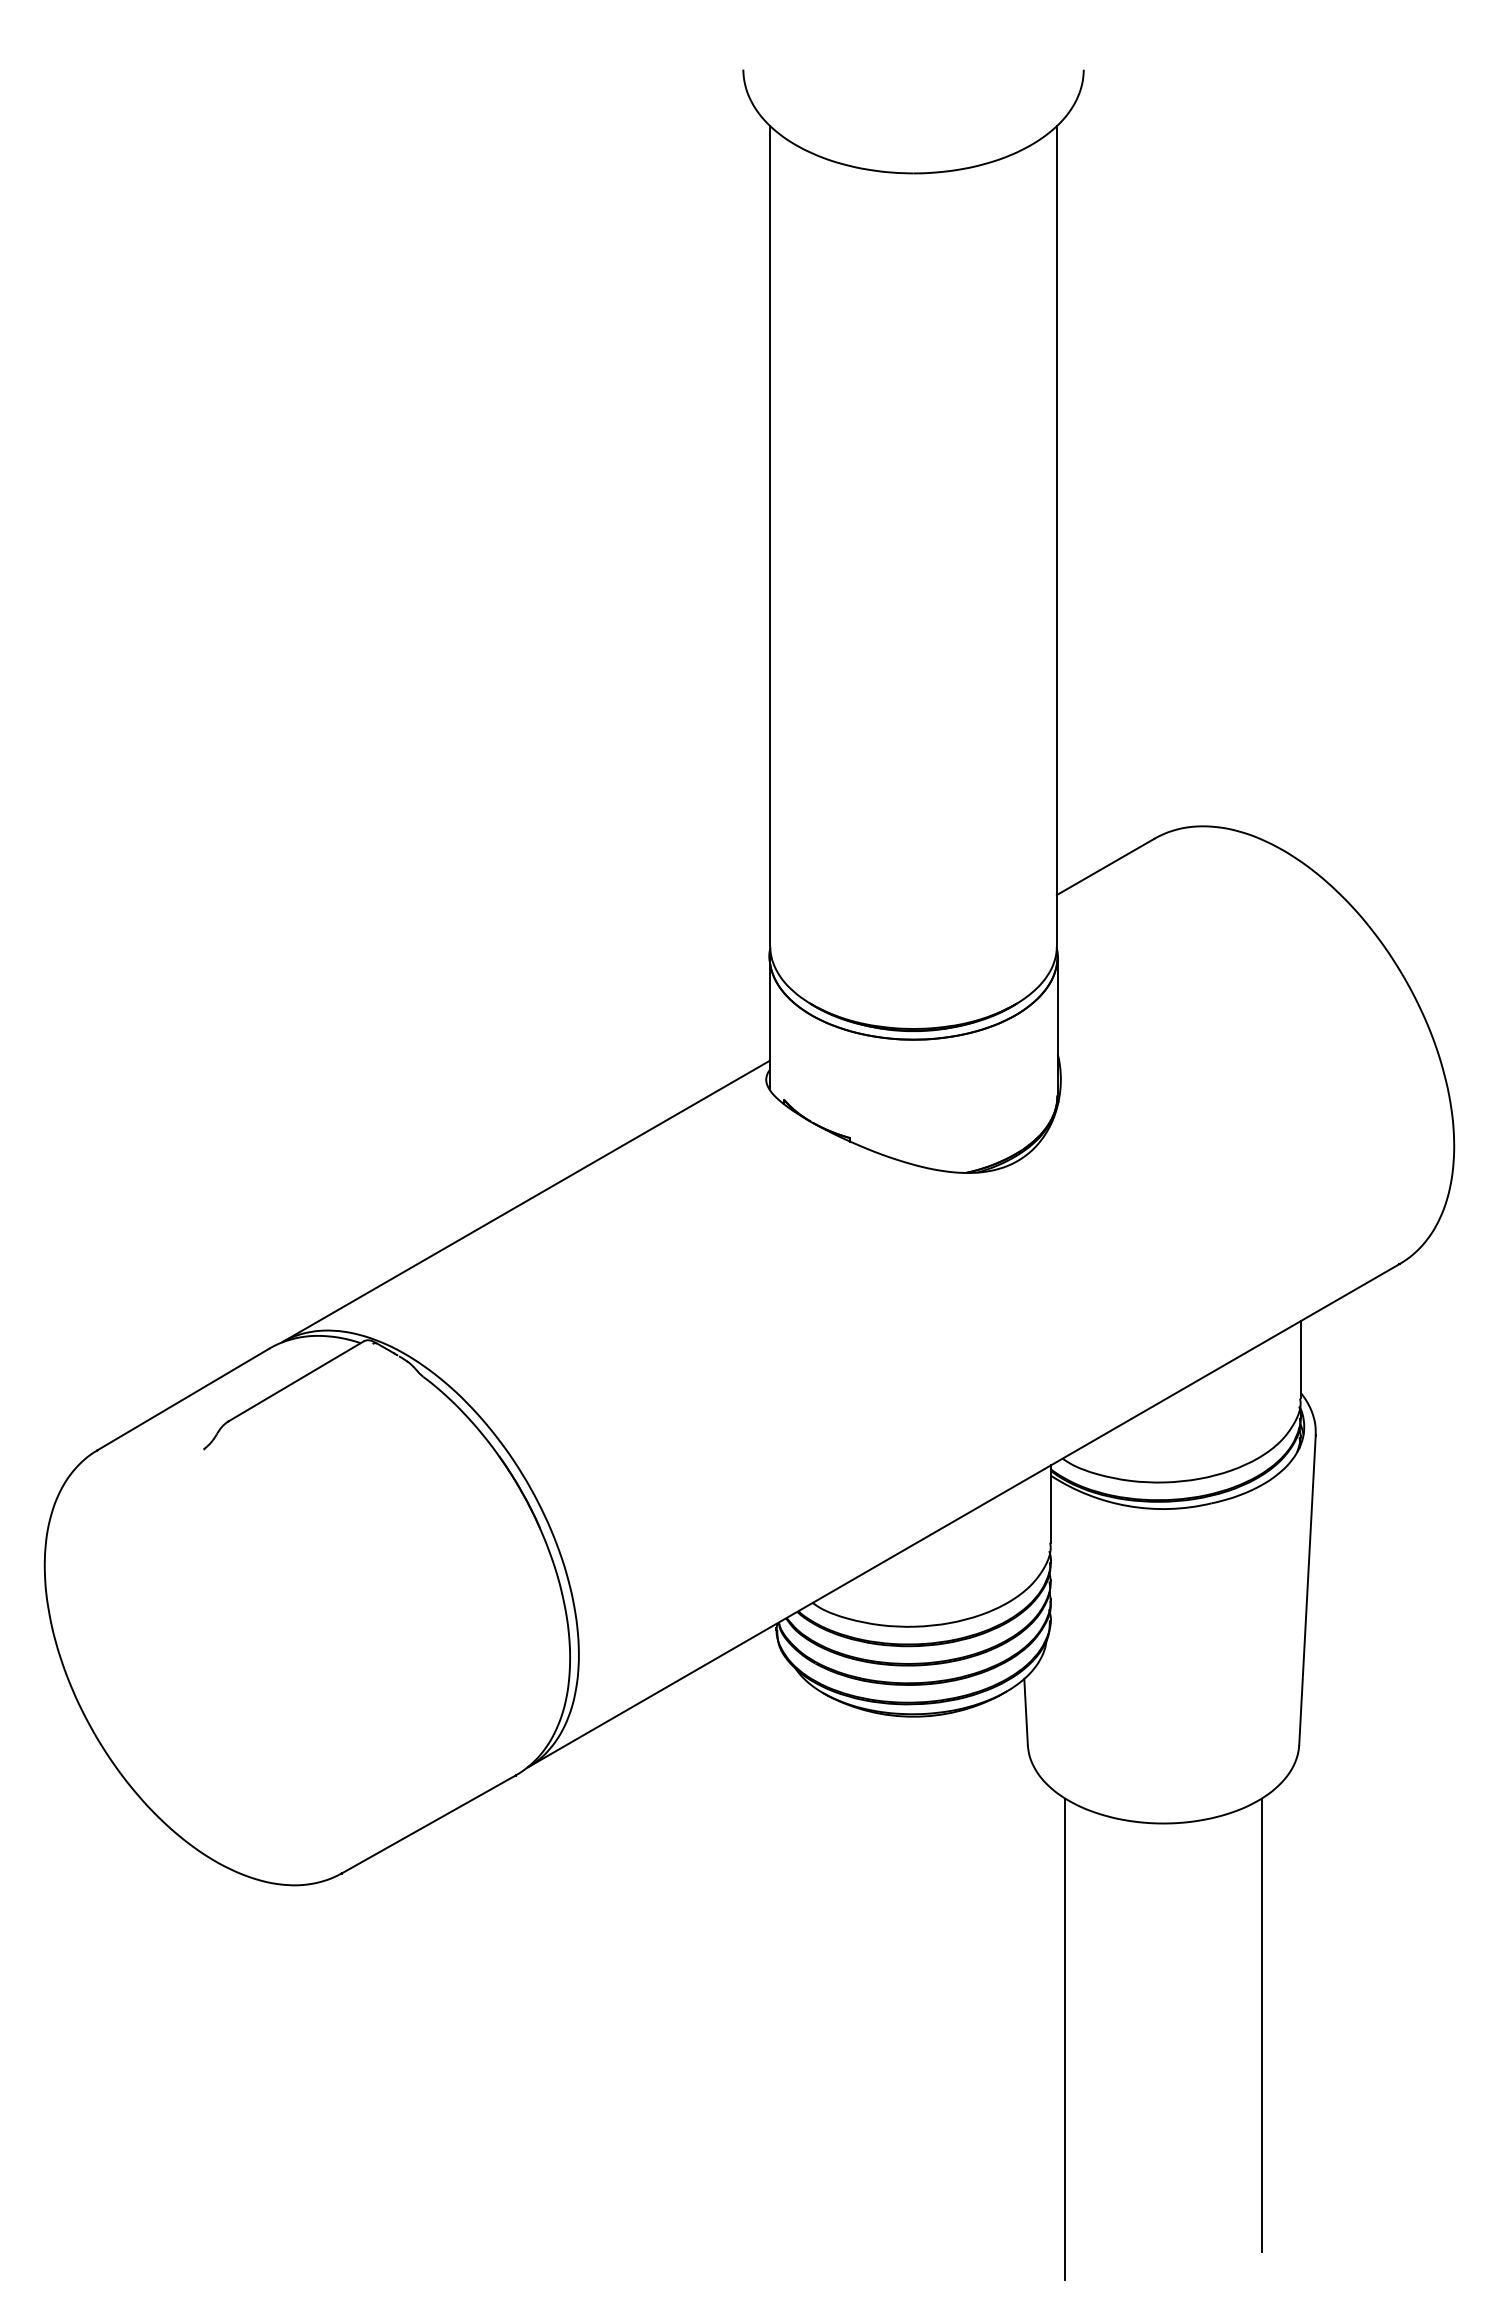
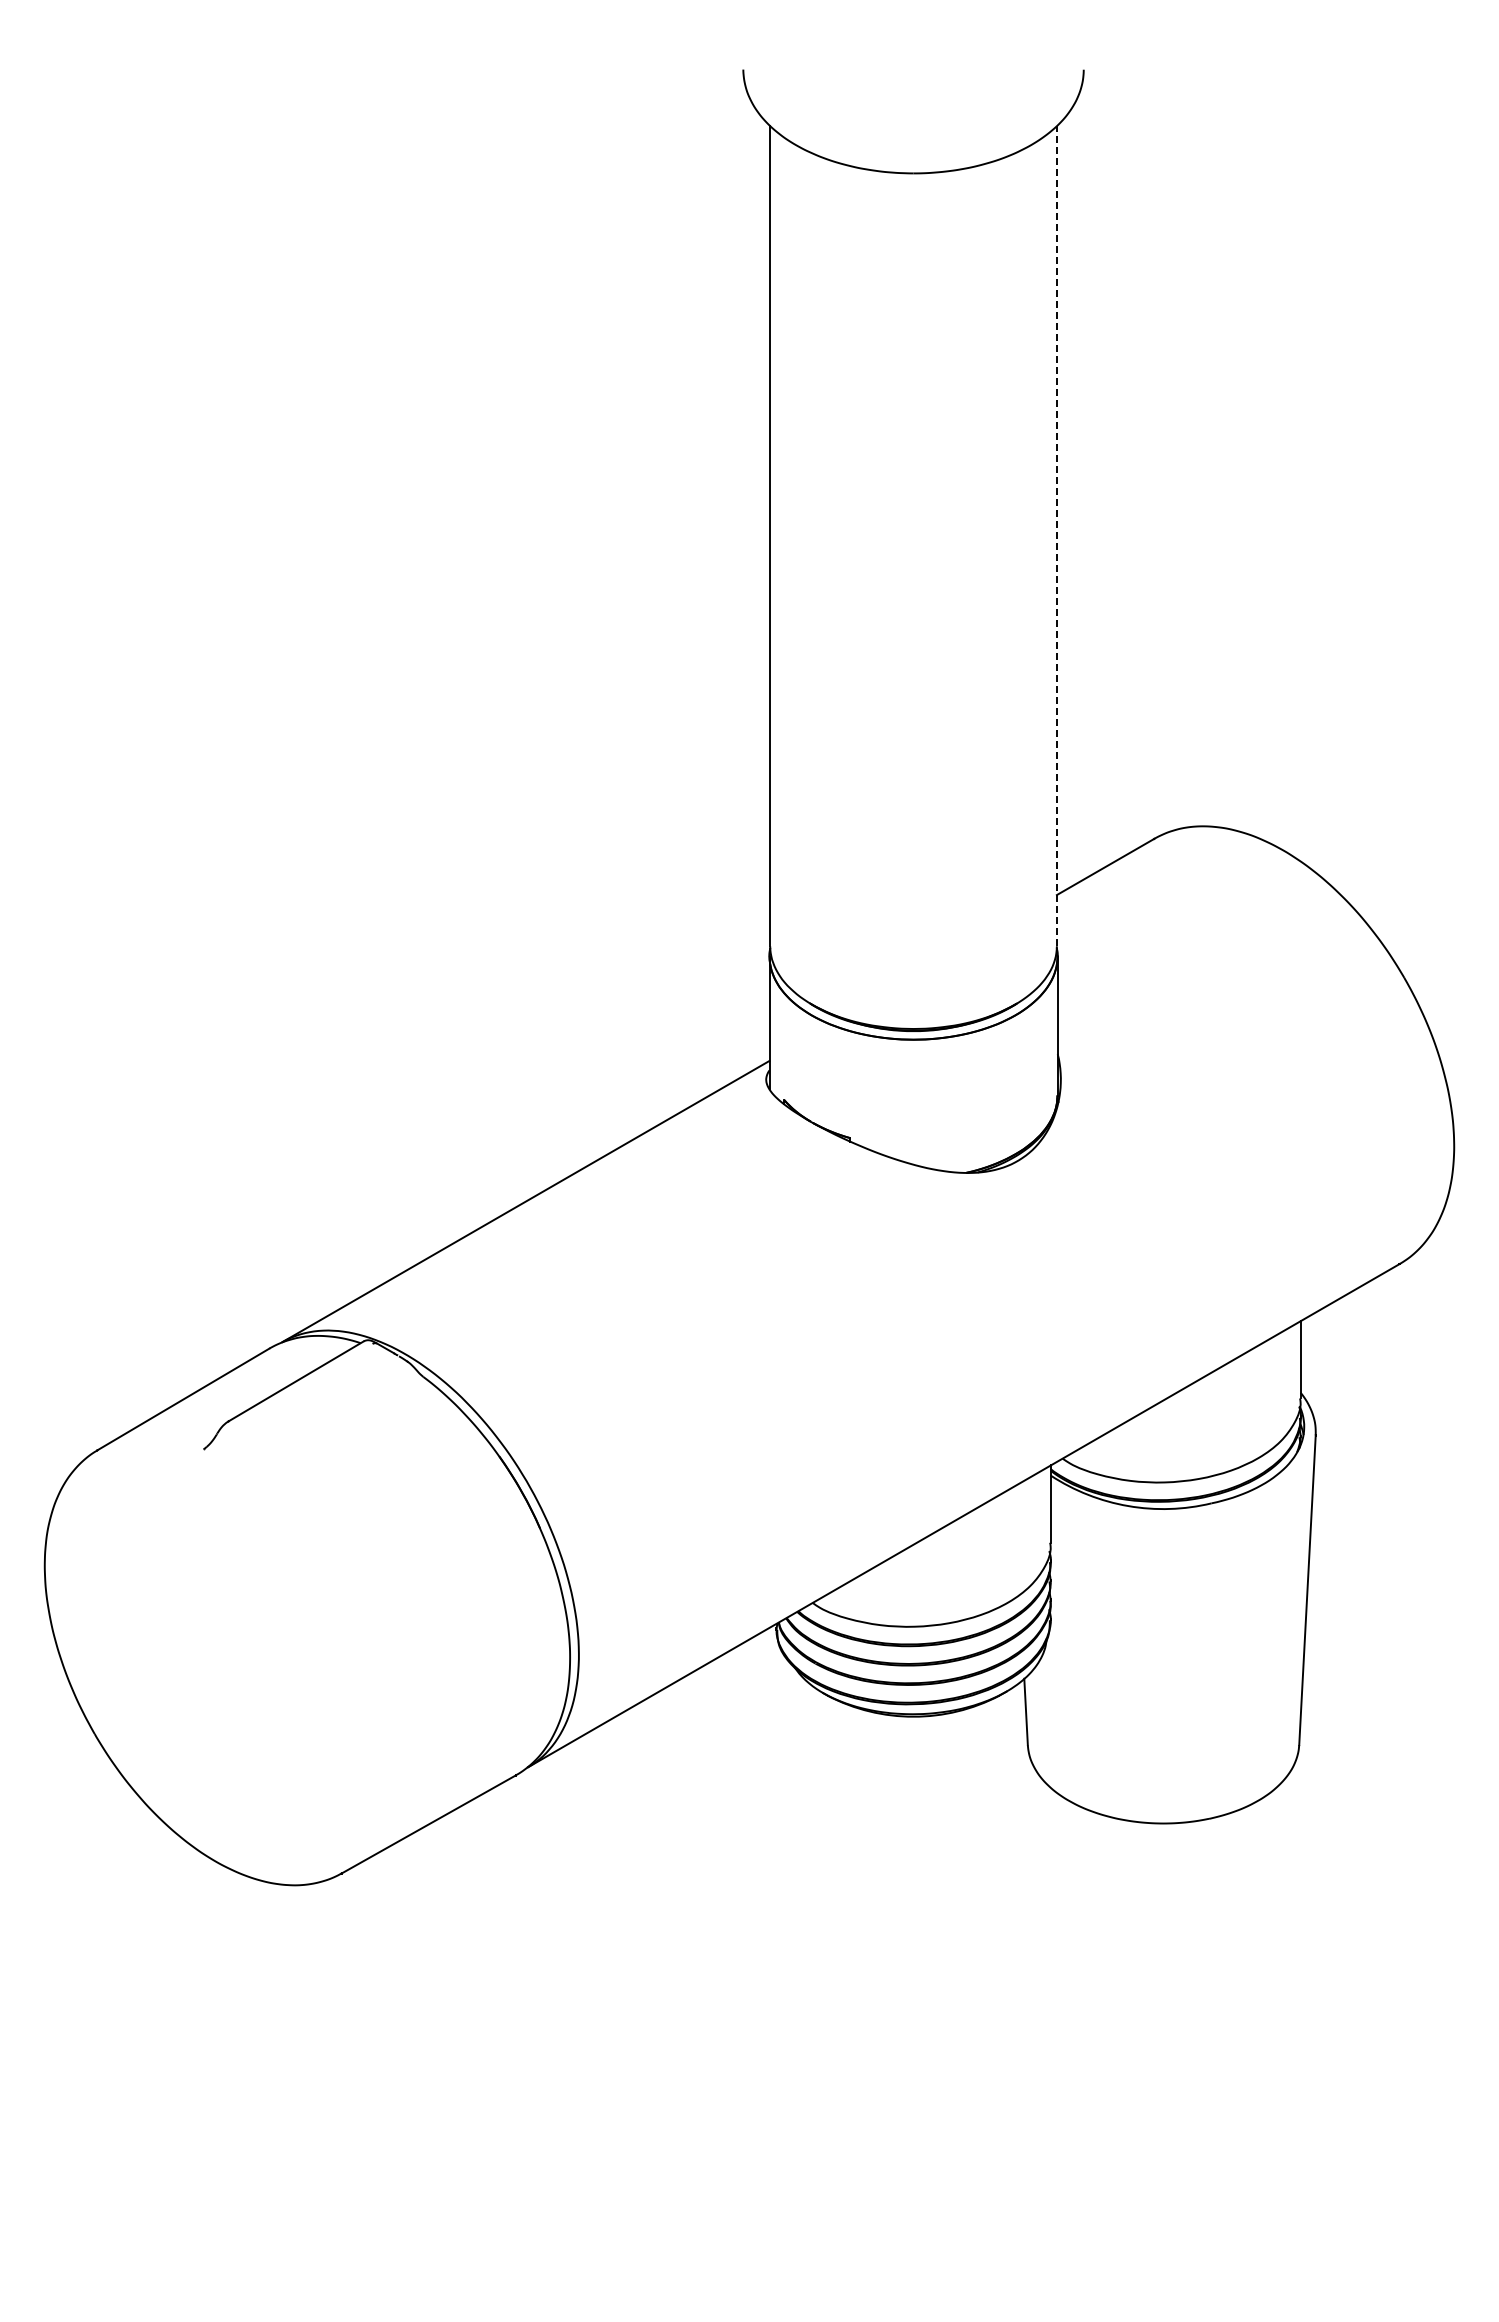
line: solid -> dashed (1056, 535)
line: present -> none (1261, 2025)
line: present -> none (1065, 2038)
